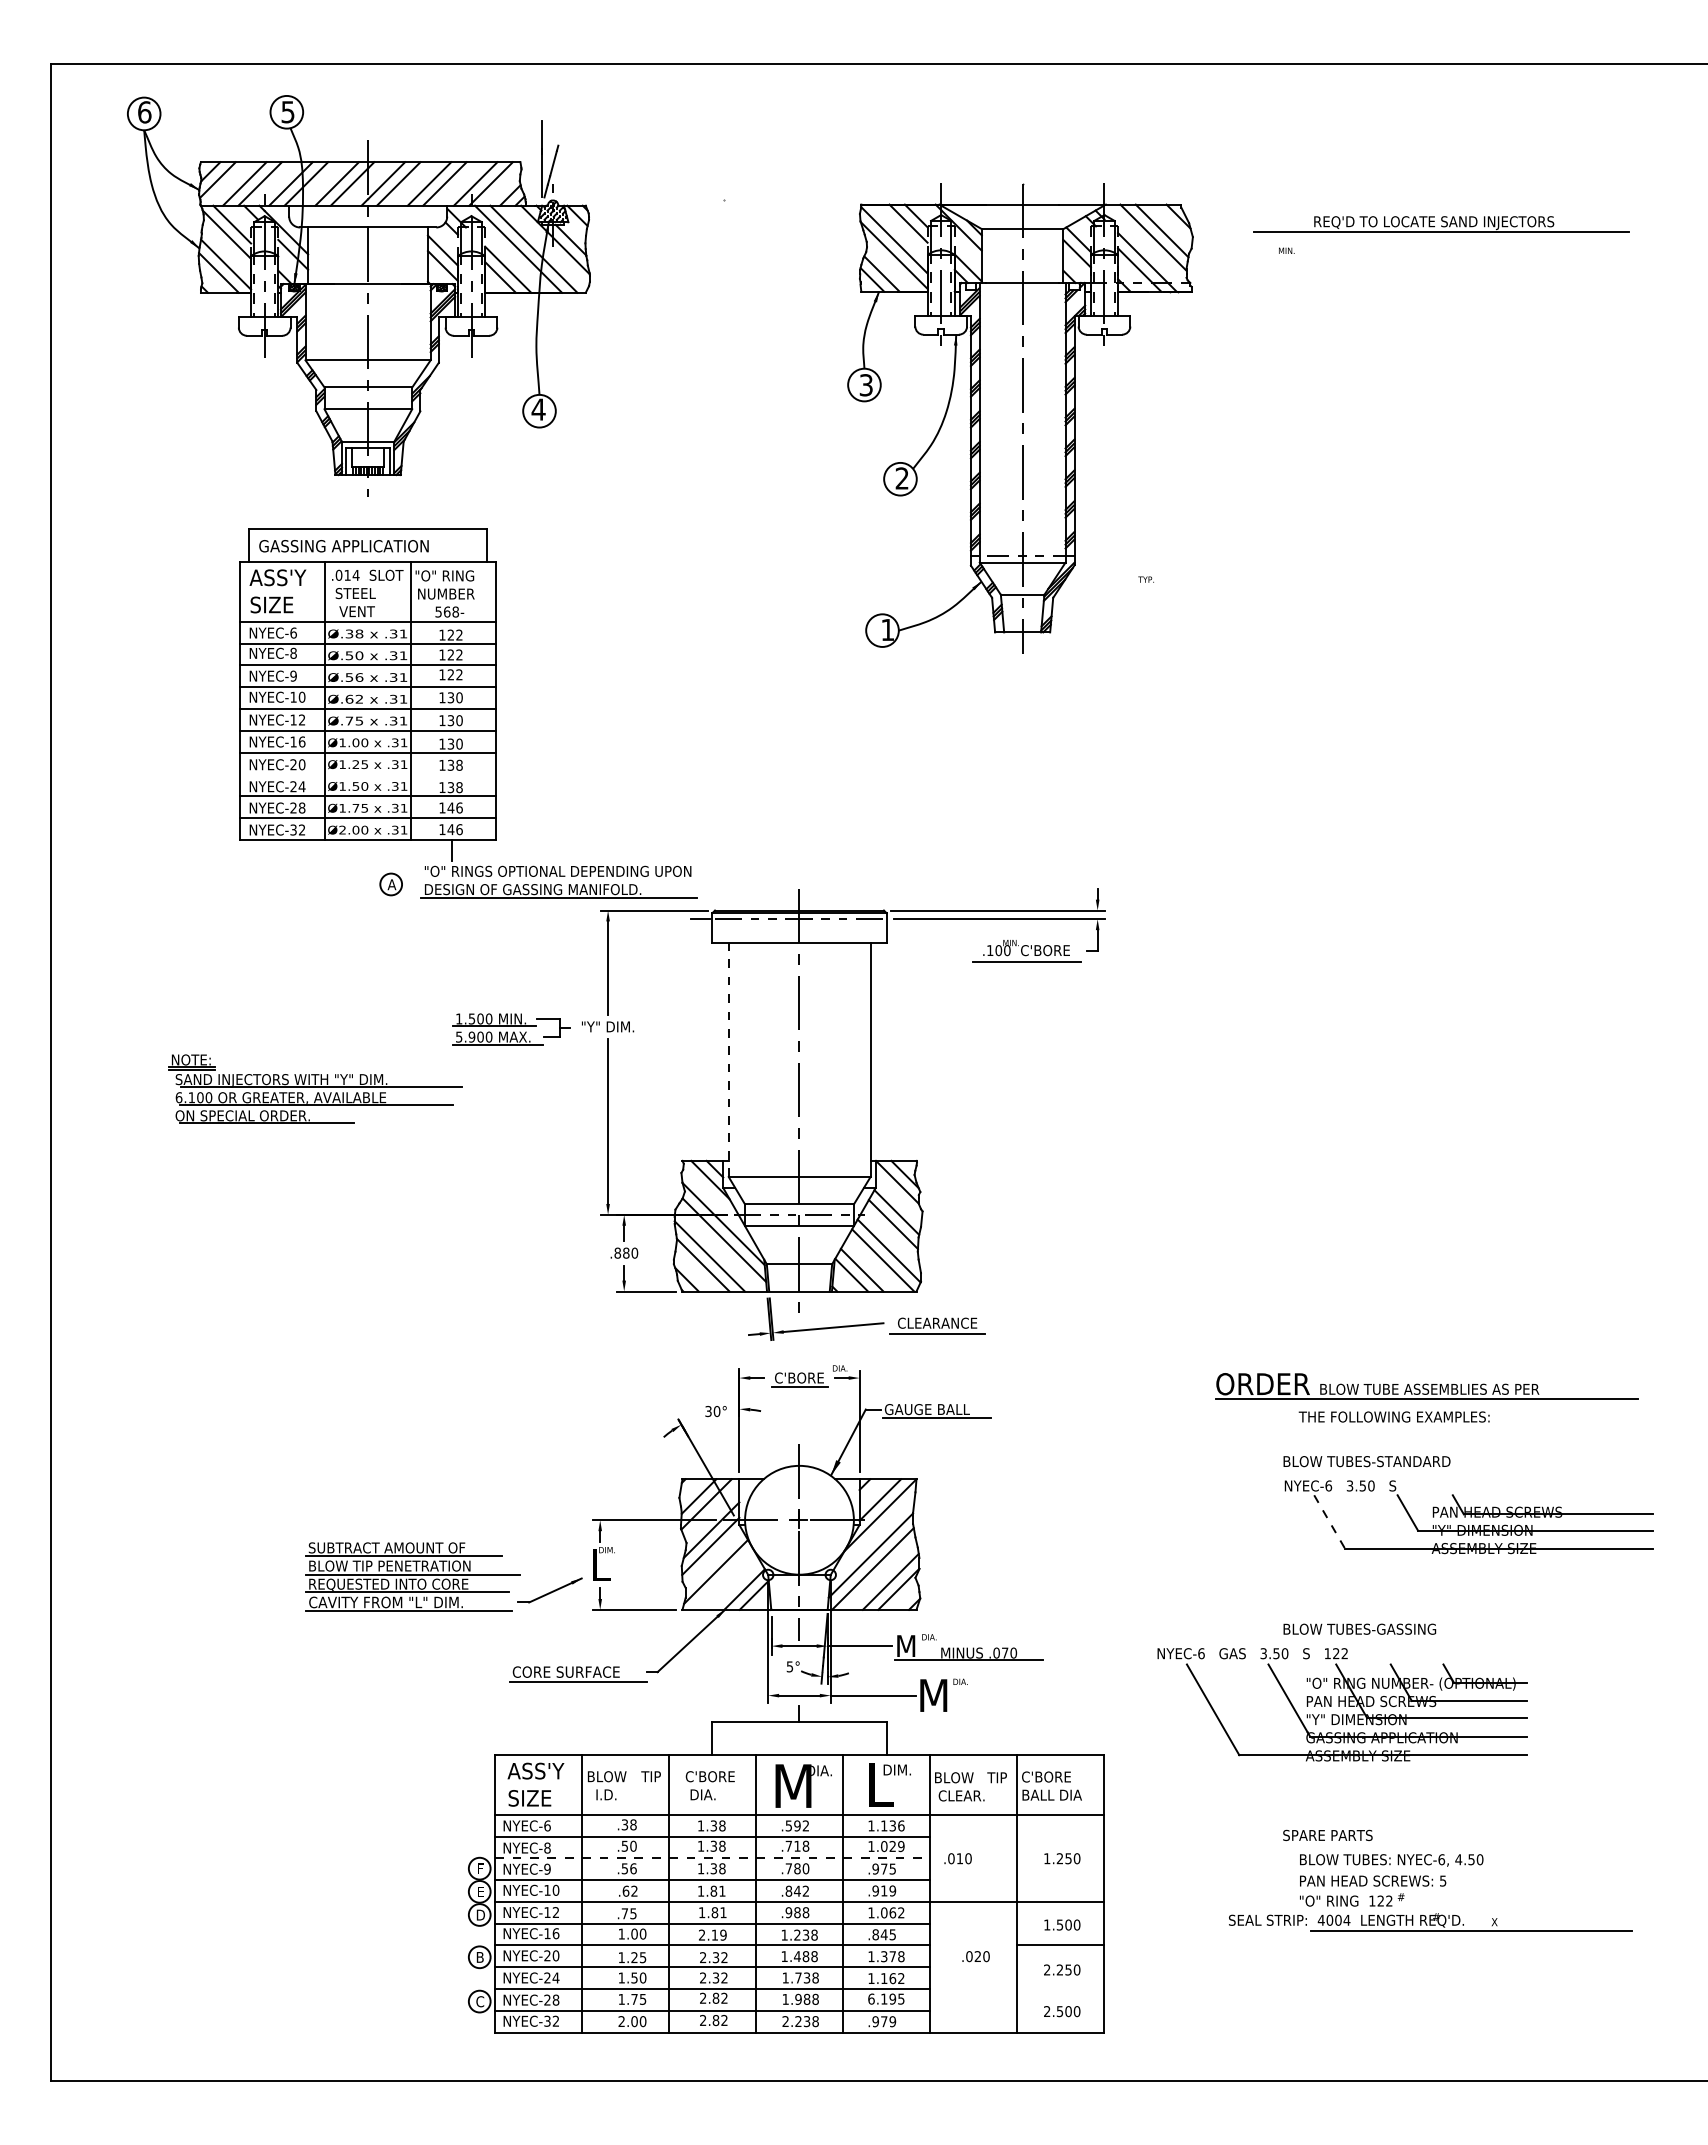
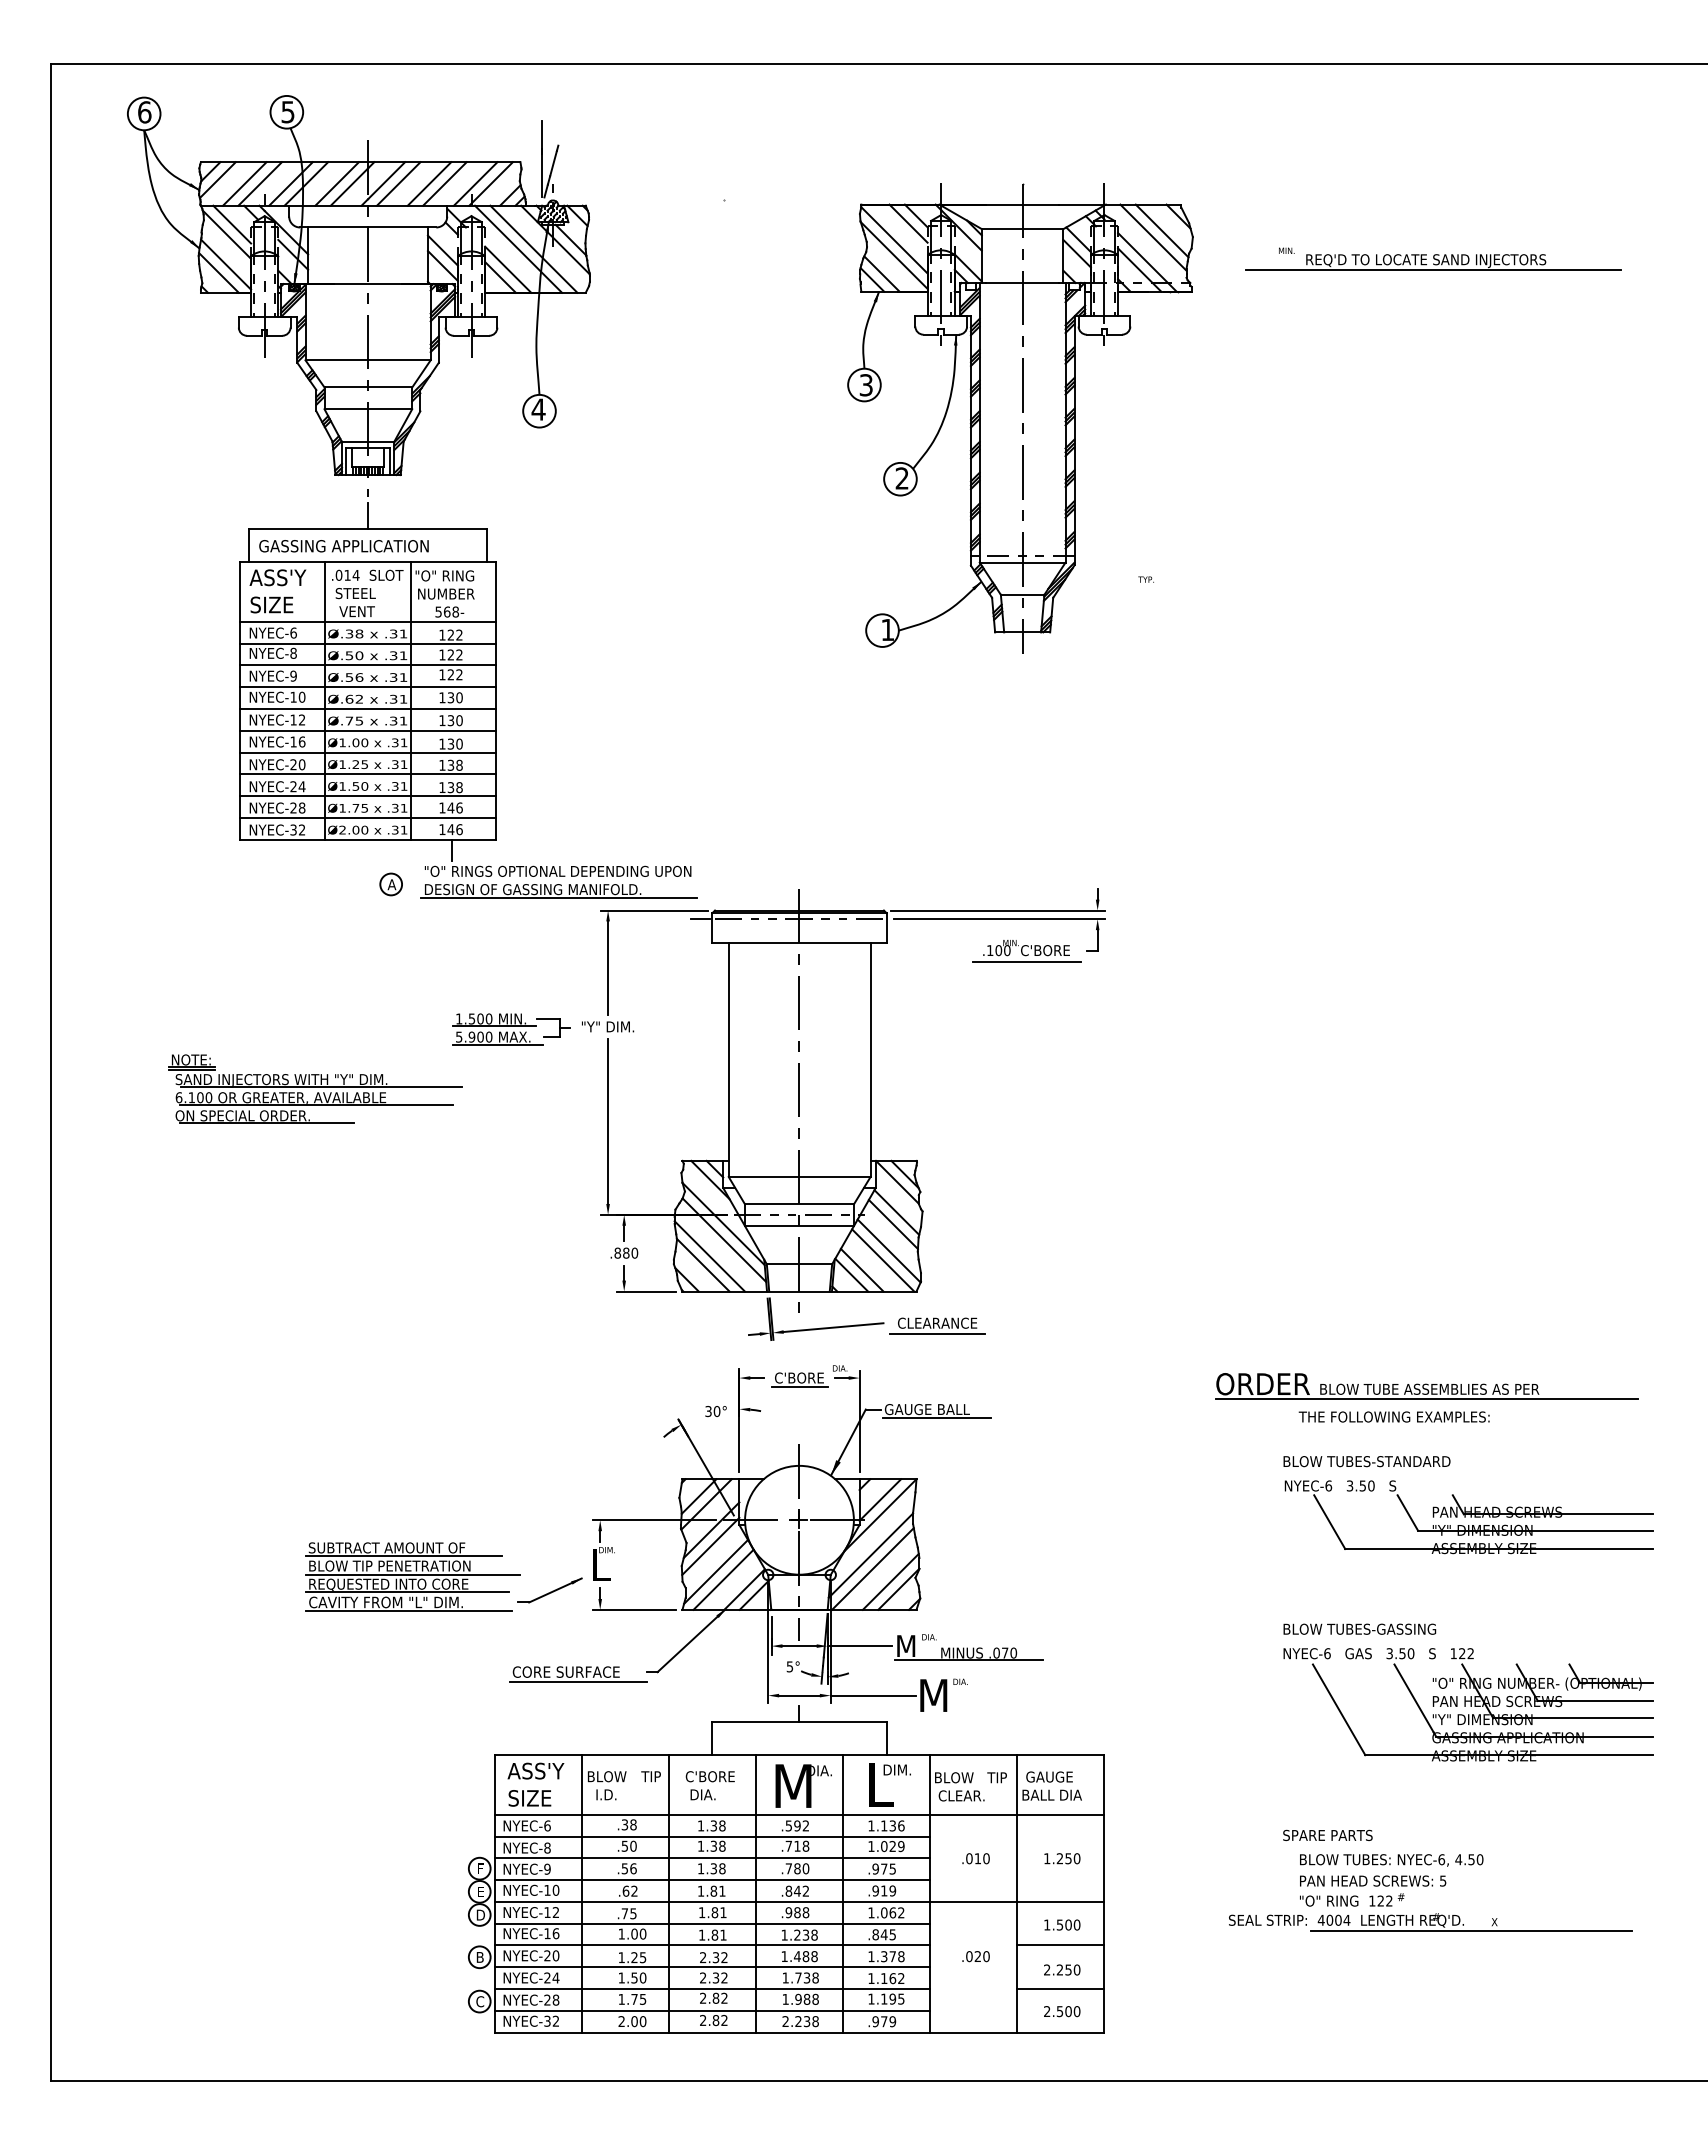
part position: (1441, 224) -> (1433, 262) (1433, 262)
line: none -> present (368, 515)
line: none -> present (368, 774)
line: dashed -> solid (728, 1060)
line: dashed -> solid (1329, 1522)
line: none -> present (723, 1579)
part position: (1342, 1704) -> (1468, 1704) (1468, 1704)
text: C'BORE -> GAUGE (1047, 1776)
line: dashed -> solid (713, 1858)
text position: (957, 1858) -> (975, 1858) (975, 1858)
text: 2.19 -> 1.81 (712, 1934)
line: none -> present (1060, 1989)
text: 6.195 -> 1.195 (871, 1998)
